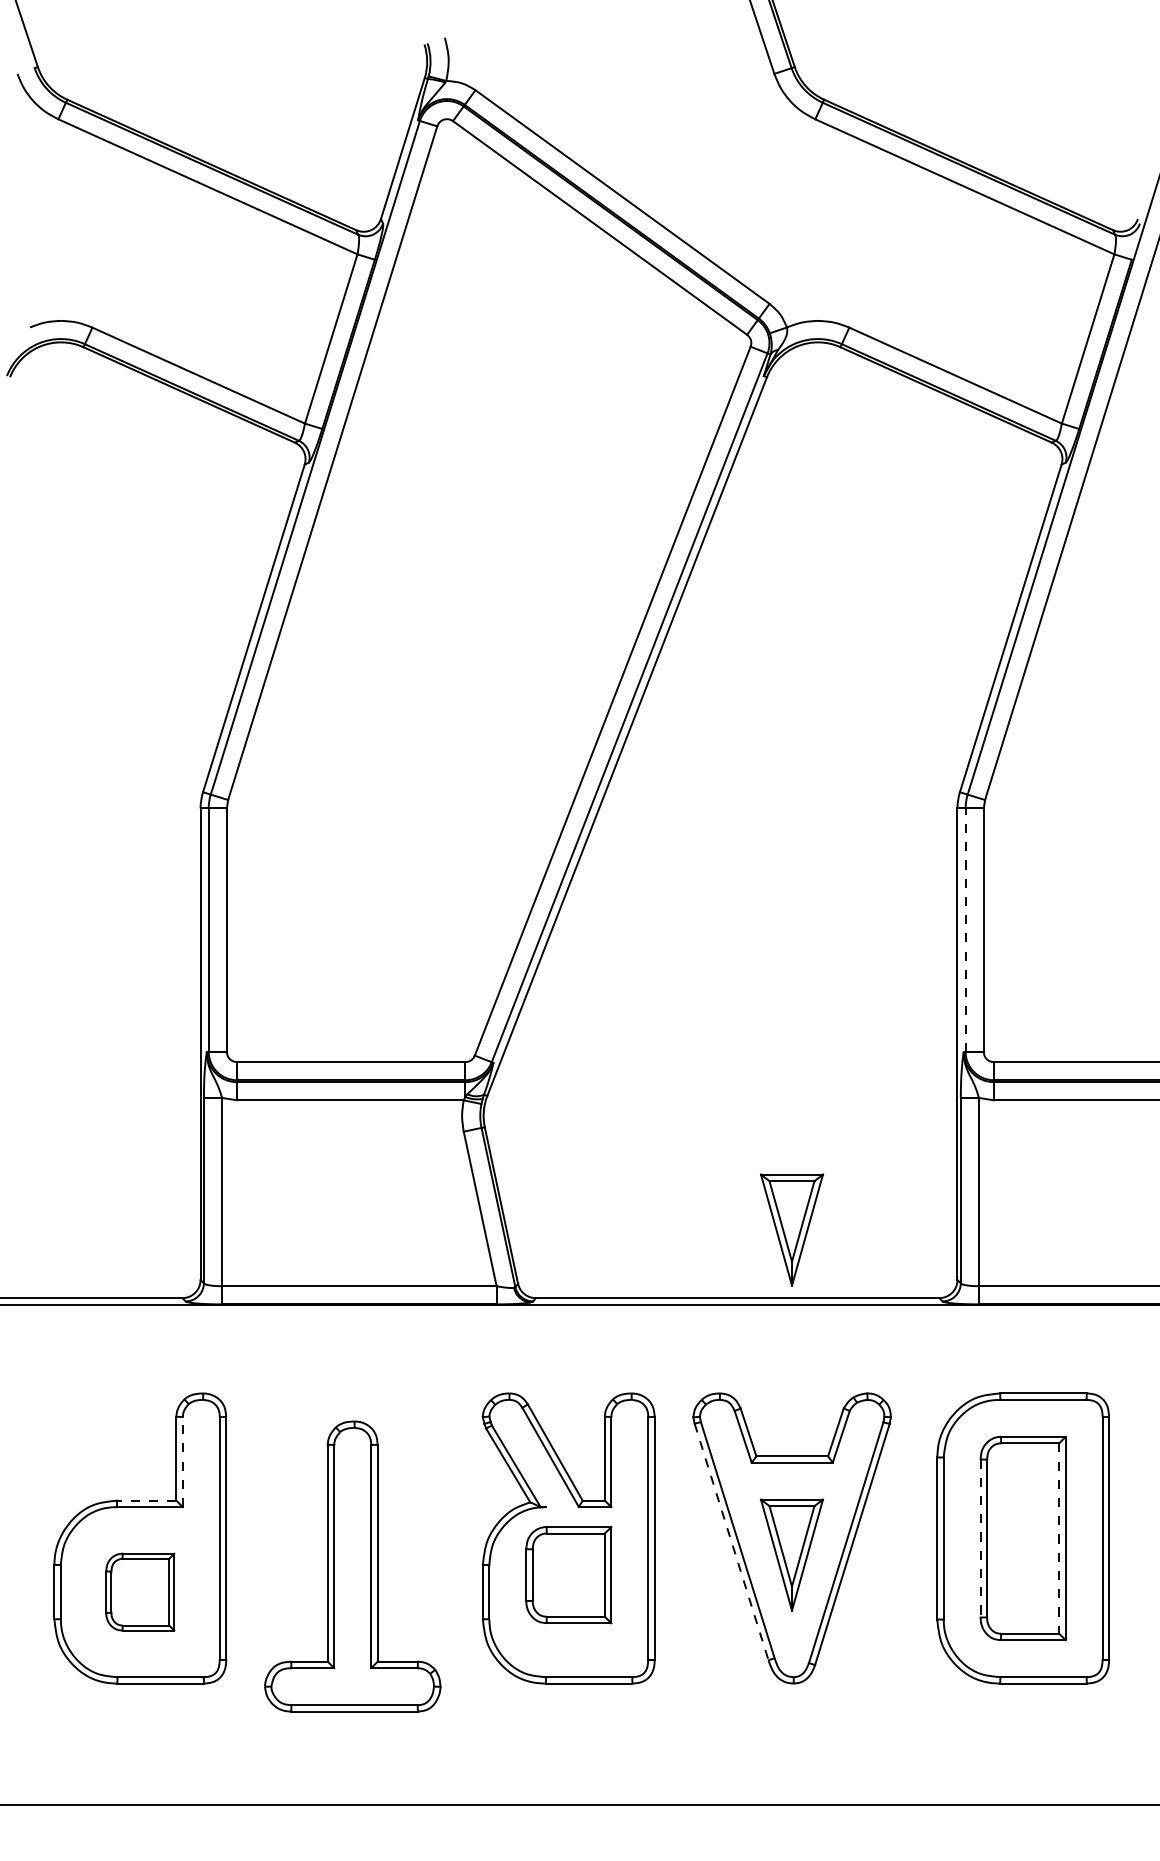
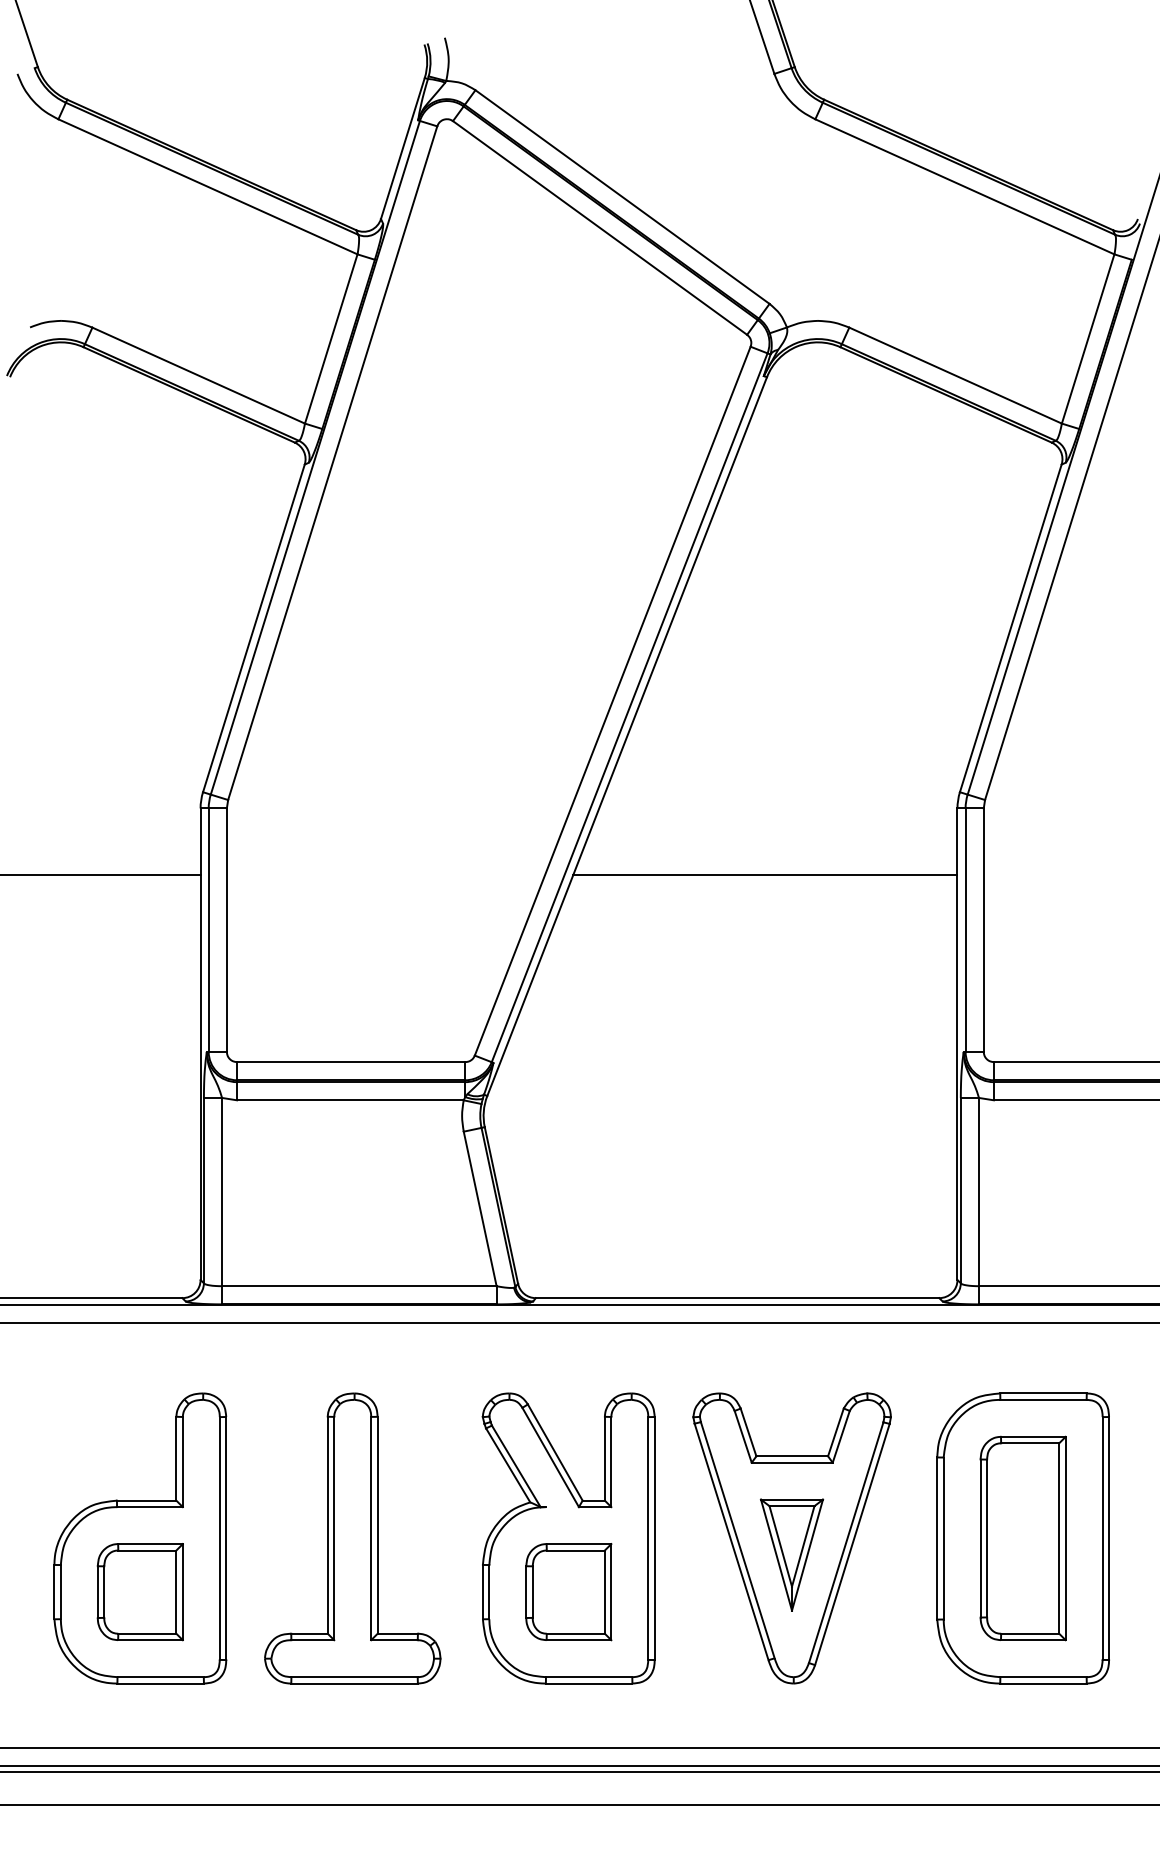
line: none -> present (101, 874)
line: none -> present (765, 874)
line: dashed -> solid (965, 930)
part: present -> none (792, 1229)
line: none -> present (579, 1322)
line: dashed -> solid (182, 1461)
line: dashed -> solid (146, 1500)
line: dashed -> solid (980, 1539)
line: dashed -> solid (1059, 1539)
line: dashed -> solid (731, 1541)
part position: (352, 1566) -> (352, 1538) (352, 1538)
part position: (568, 1575) -> (568, 1592) (568, 1592)
part size: 71x80 px -> 88x99 px (139, 1592)
line: none -> present (579, 1747)
line: none -> present (579, 1765)
line: none -> present (579, 1772)
